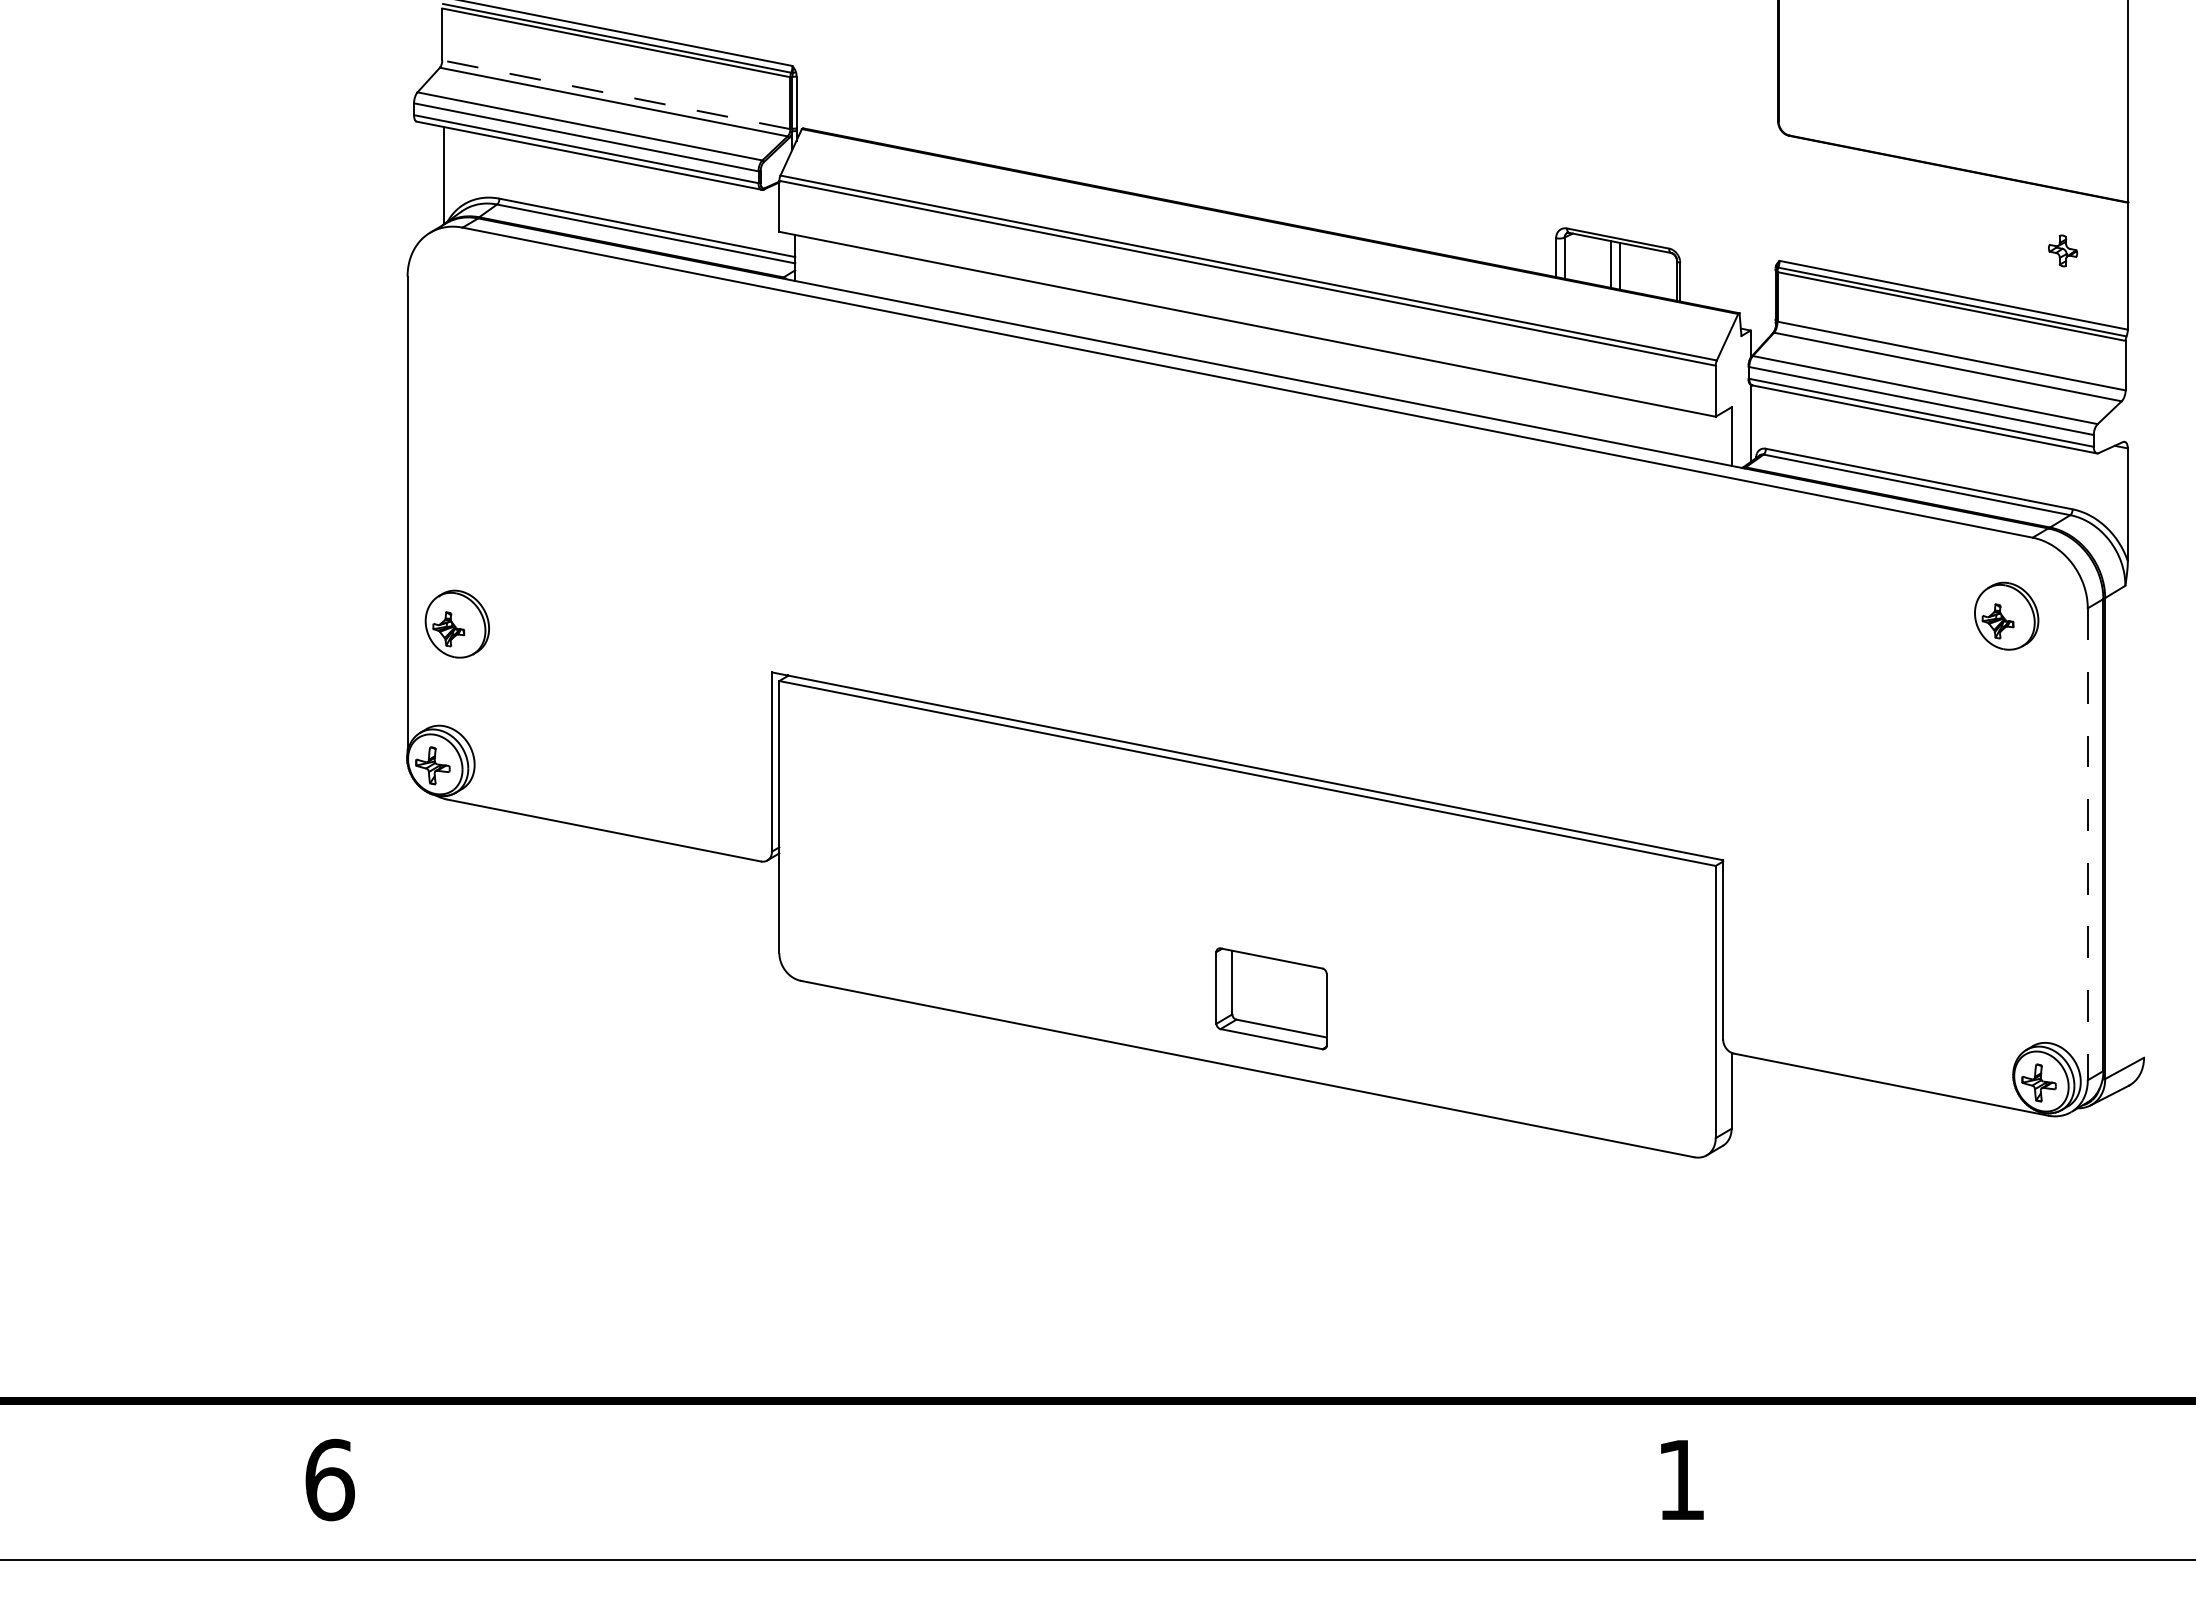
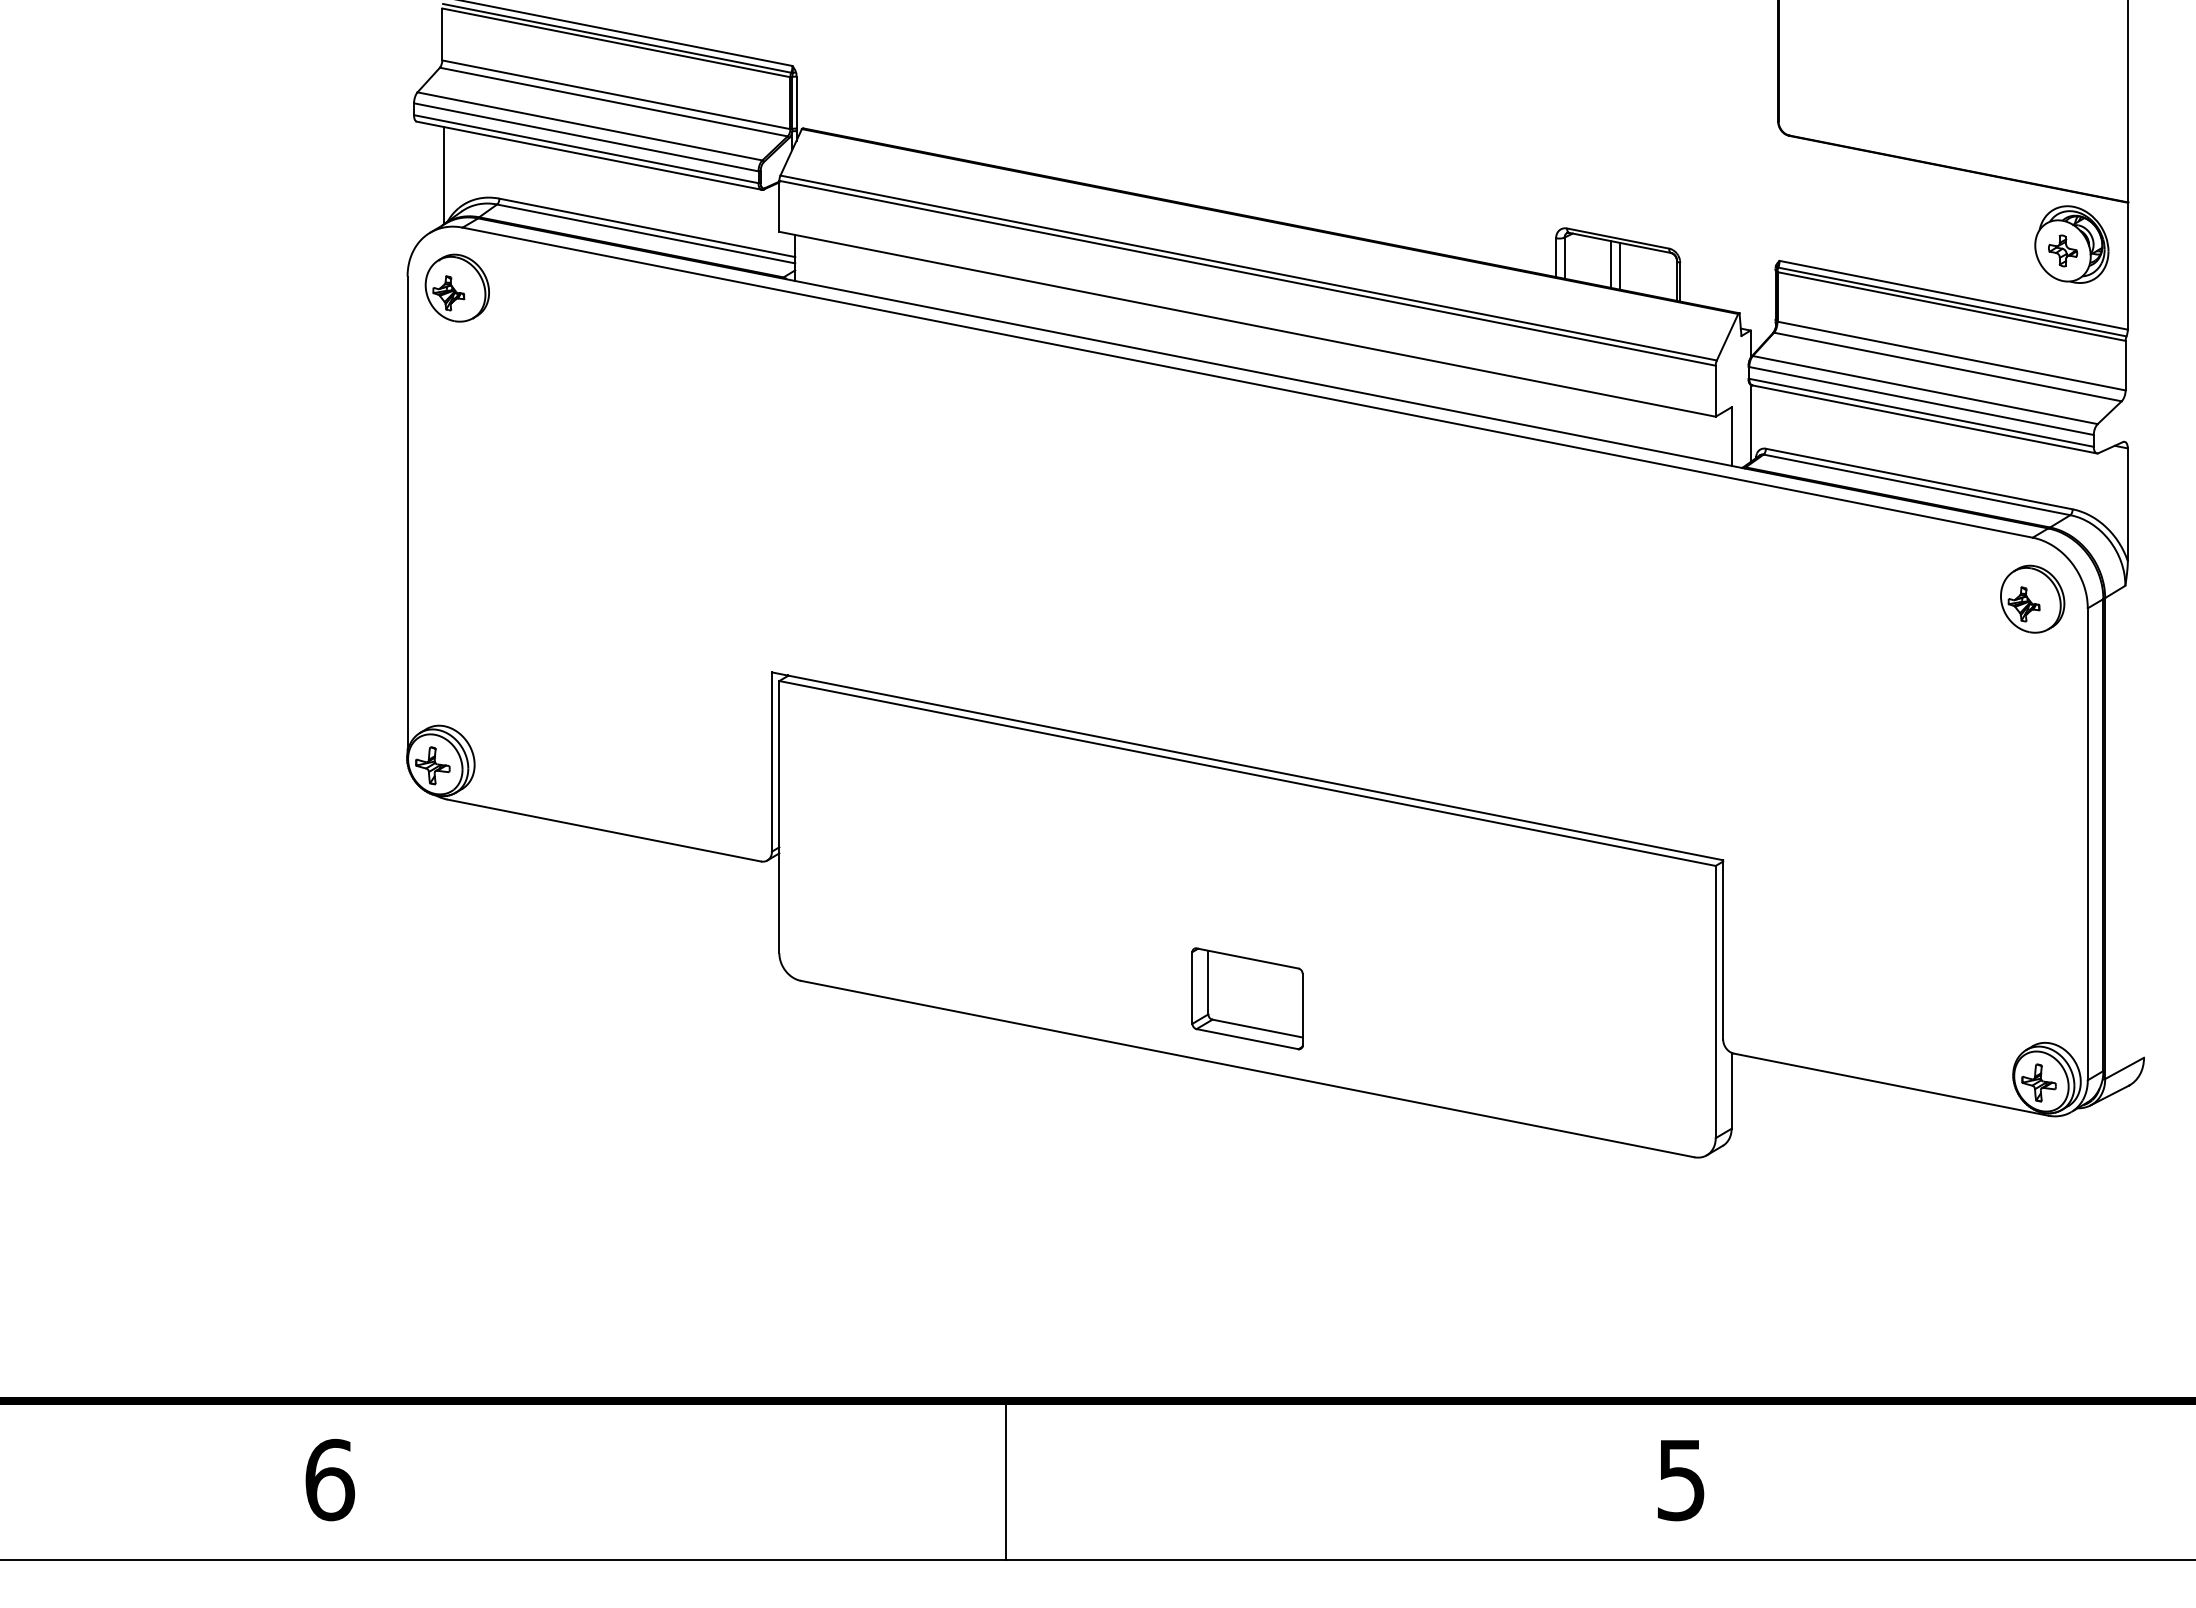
line: dashed -> solid (615, 94)
part: none -> present (2071, 244)
part position: (2006, 615) -> (2032, 598) (2032, 598)
part position: (456, 623) -> (456, 287) (456, 287)
line: dashed -> solid (2087, 844)
part position: (1271, 998) -> (1247, 998) (1247, 998)
line: none -> present (1005, 1479)
text: 1 -> 5 (1681, 1480)
